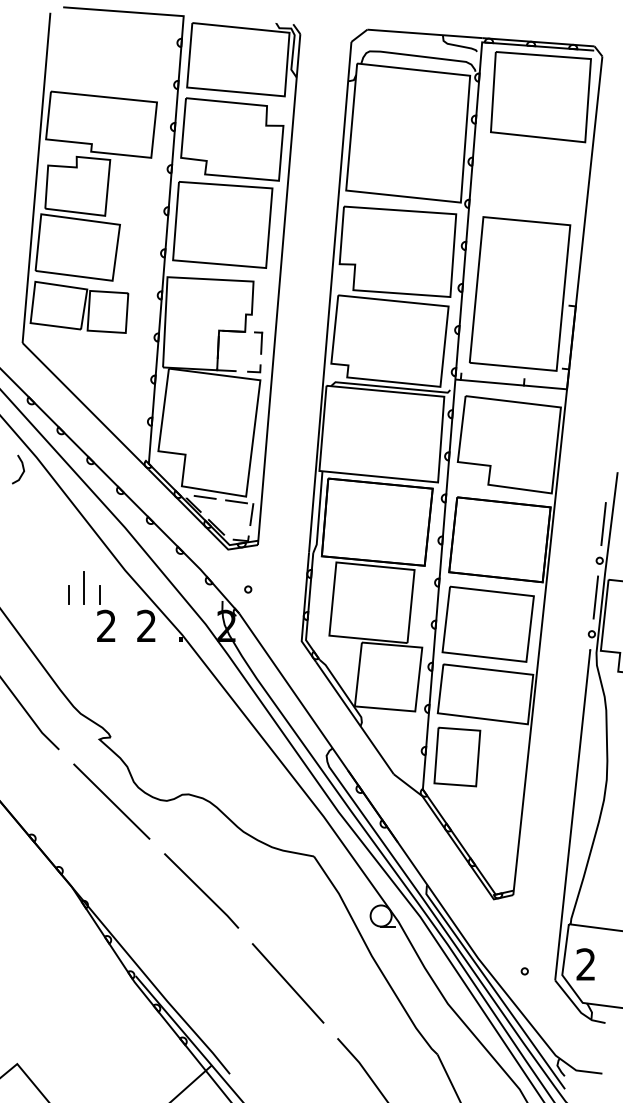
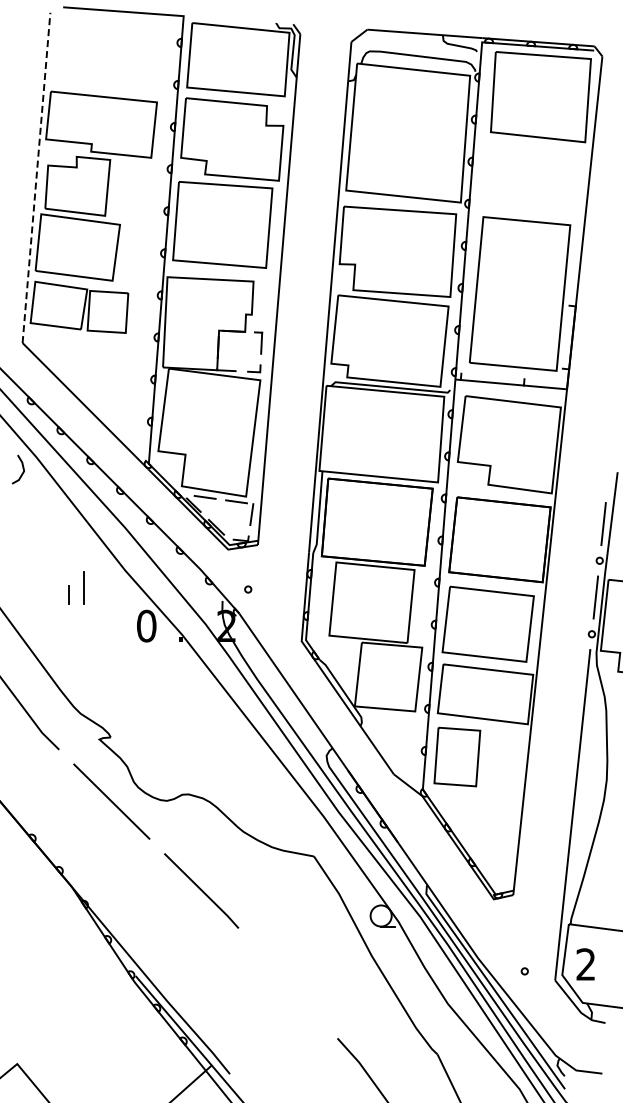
line: solid -> dashed (36, 177)
part: present -> none (106, 613)
text: 2 -> 0 (146, 625)
line: present -> none (287, 983)
